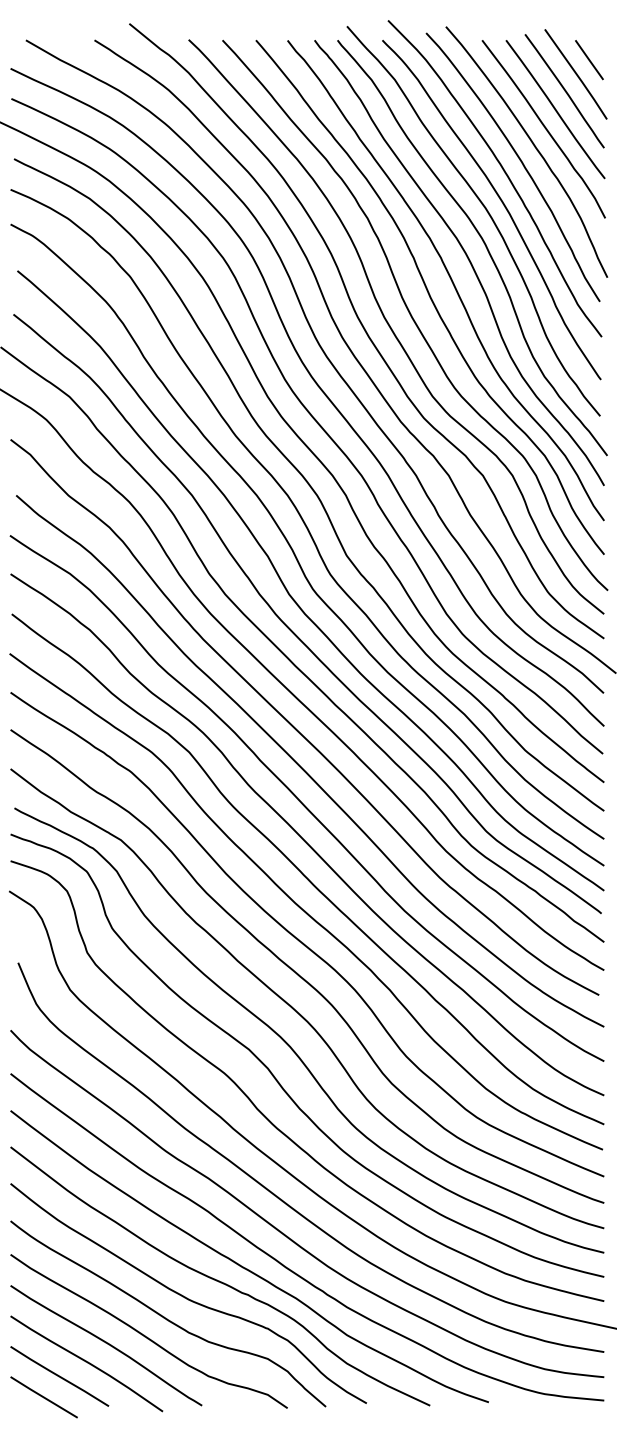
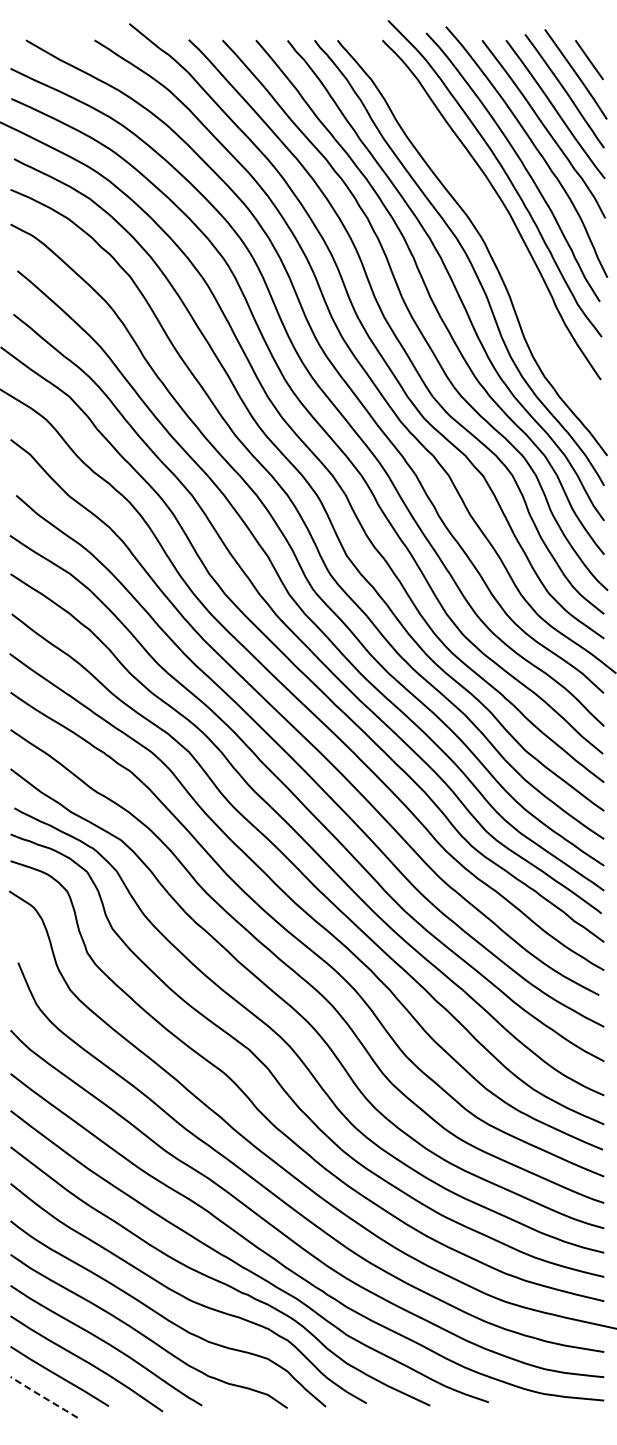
curve: present -> none (487, 213)
line: solid -> dashed (43, 1396)
